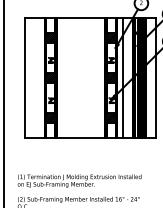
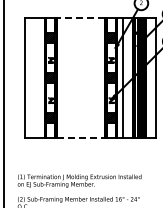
line: solid -> dashed (80, 17)
line: solid -> dashed (81, 138)
